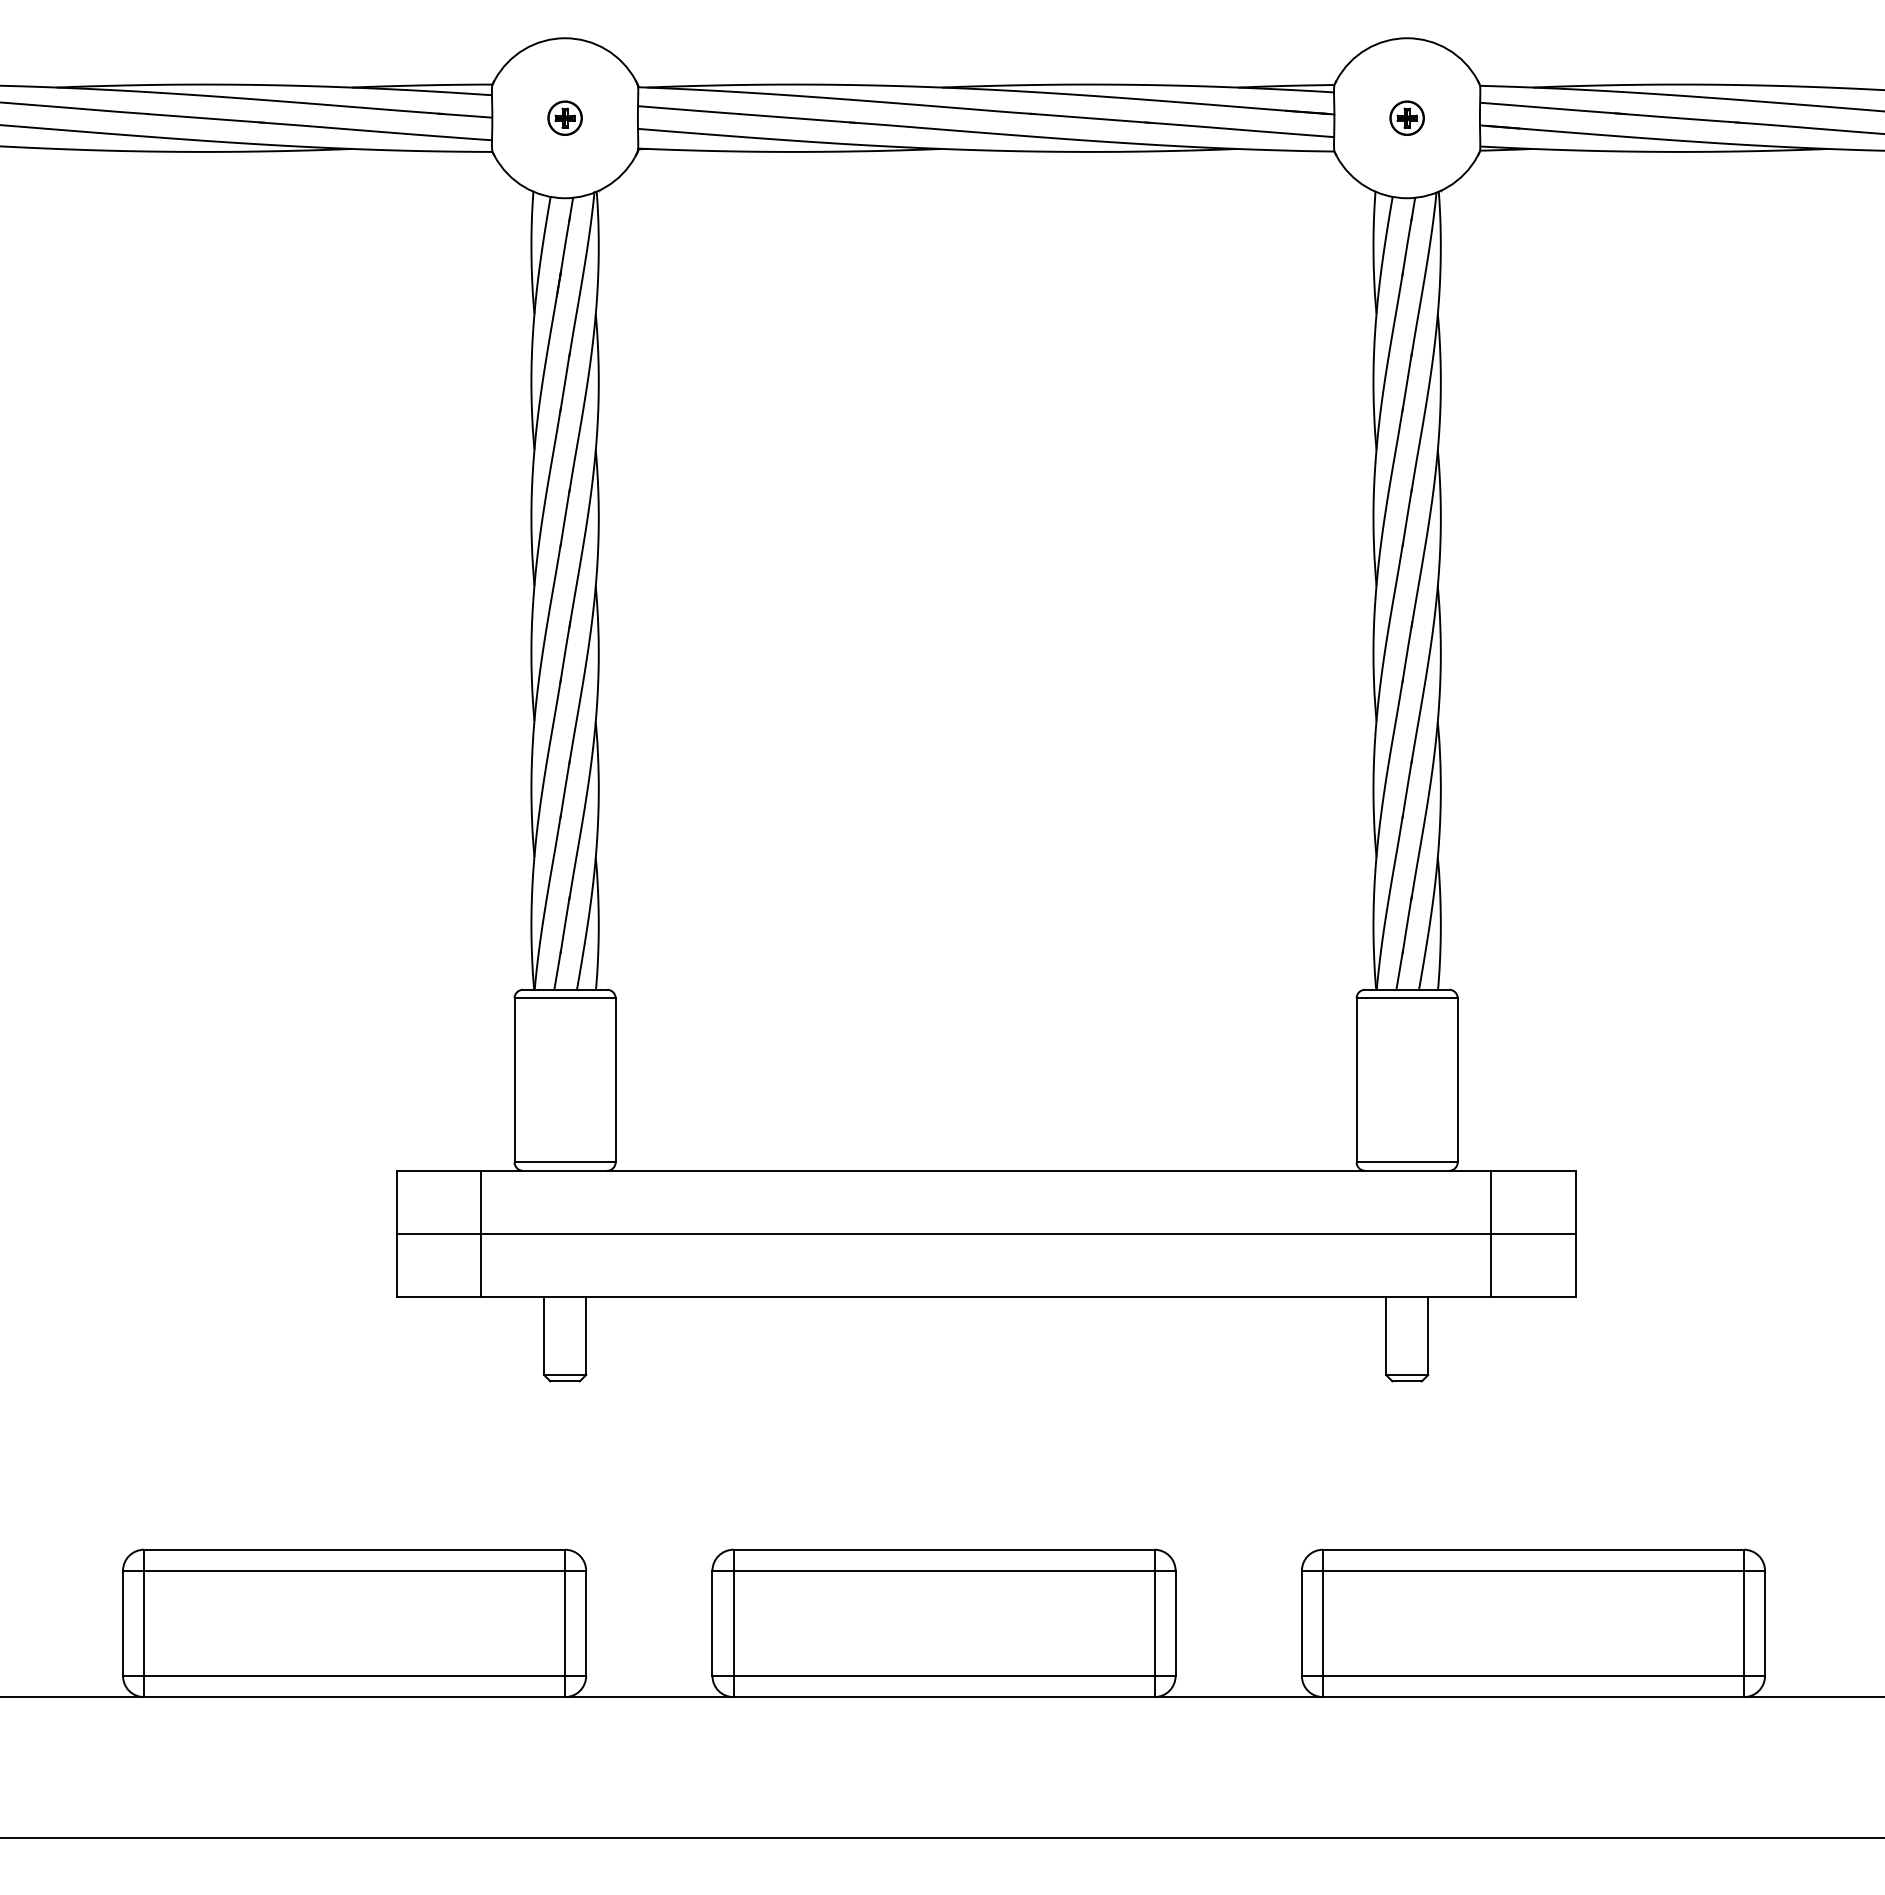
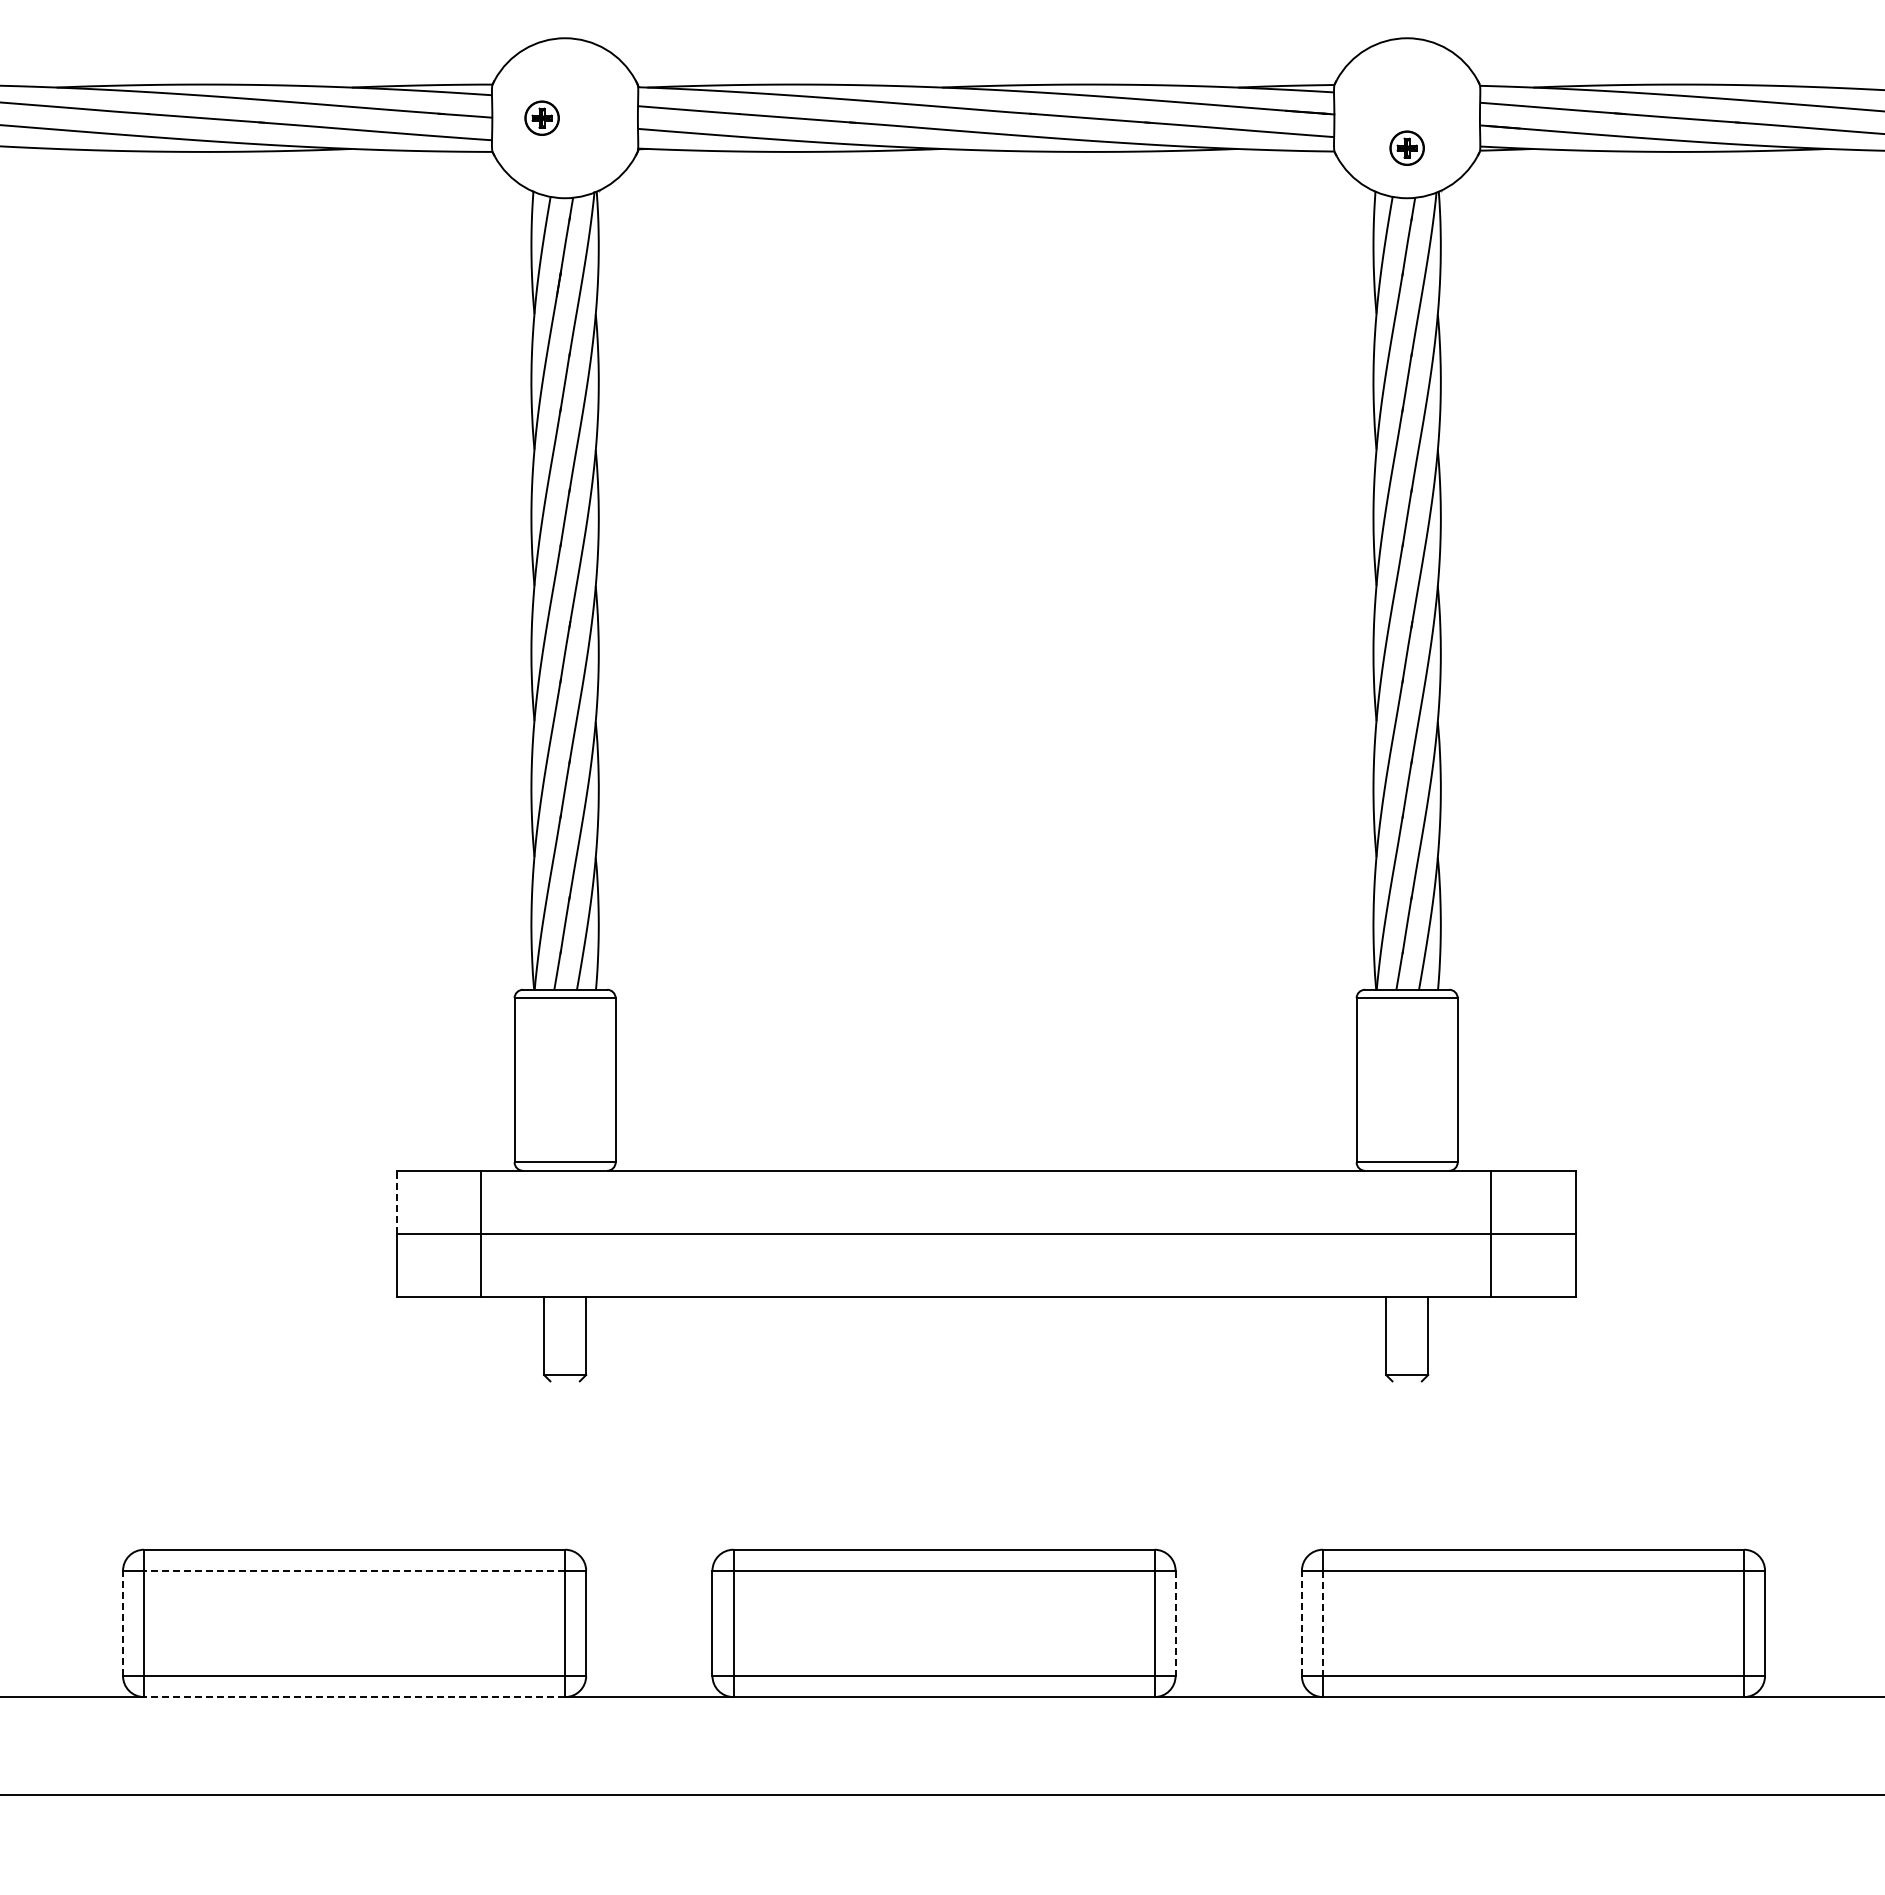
part position: (564, 117) -> (541, 117) (541, 117)
part position: (1406, 117) -> (1406, 147) (1406, 147)
line: solid -> dashed (396, 1202)
line: present -> none (564, 1381)
line: present -> none (1406, 1381)
line: solid -> dashed (354, 1570)
line: solid -> dashed (123, 1623)
line: solid -> dashed (1175, 1623)
line: solid -> dashed (1301, 1623)
line: solid -> dashed (1322, 1623)
line: solid -> dashed (354, 1697)
line position: (941, 1838) -> (941, 1795) (941, 1795)
